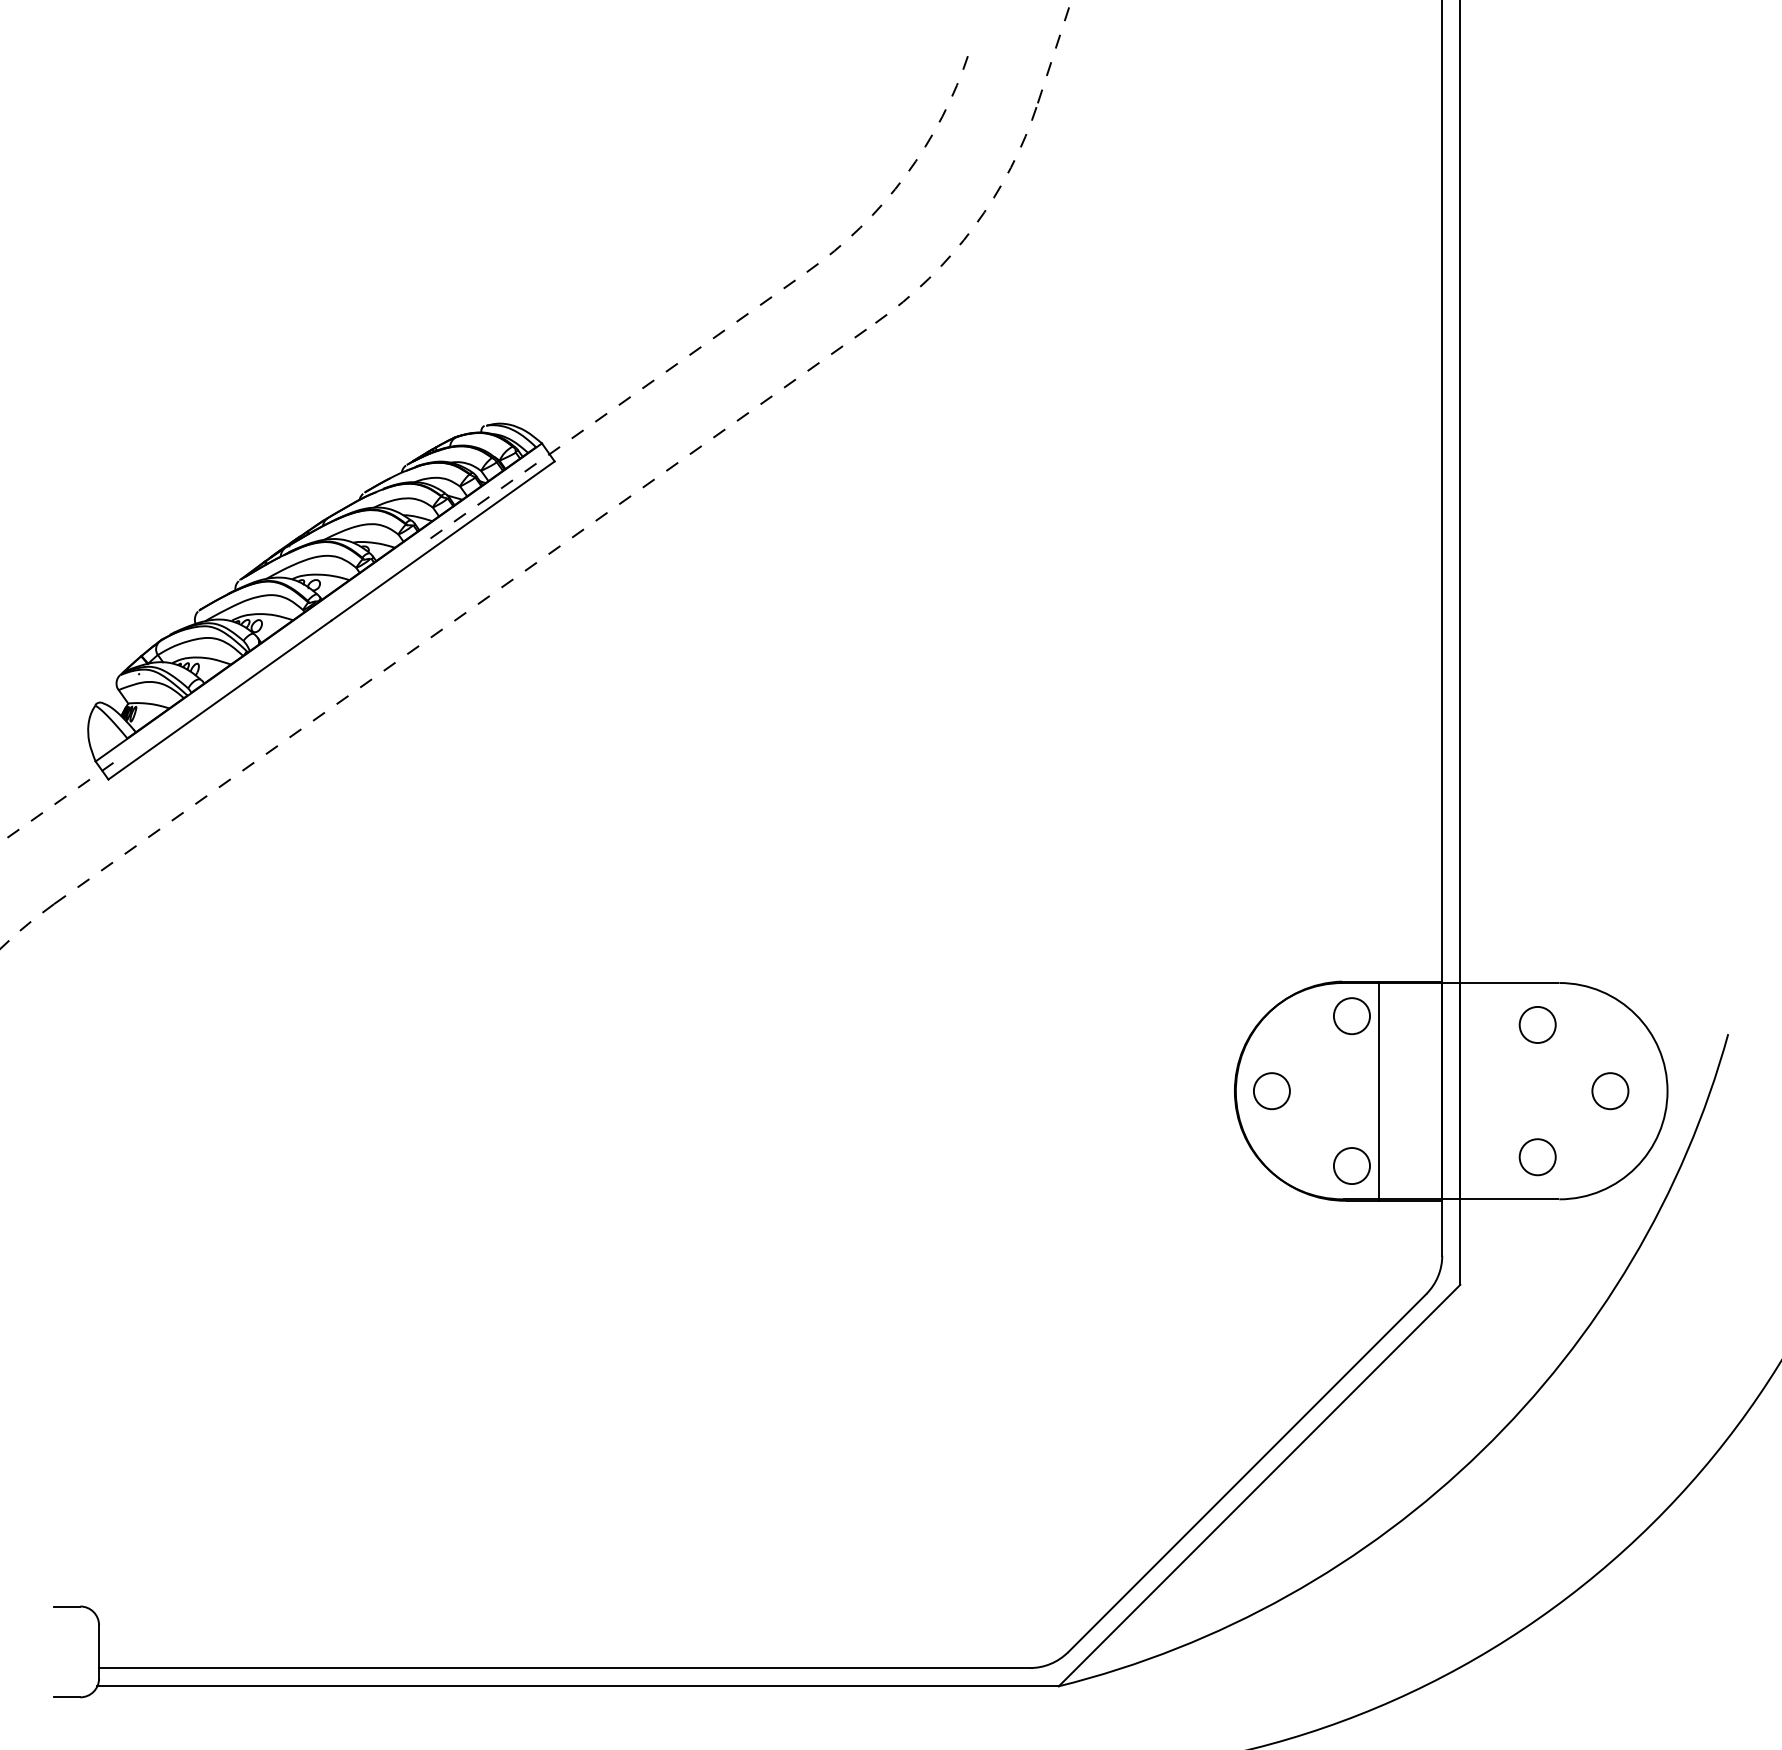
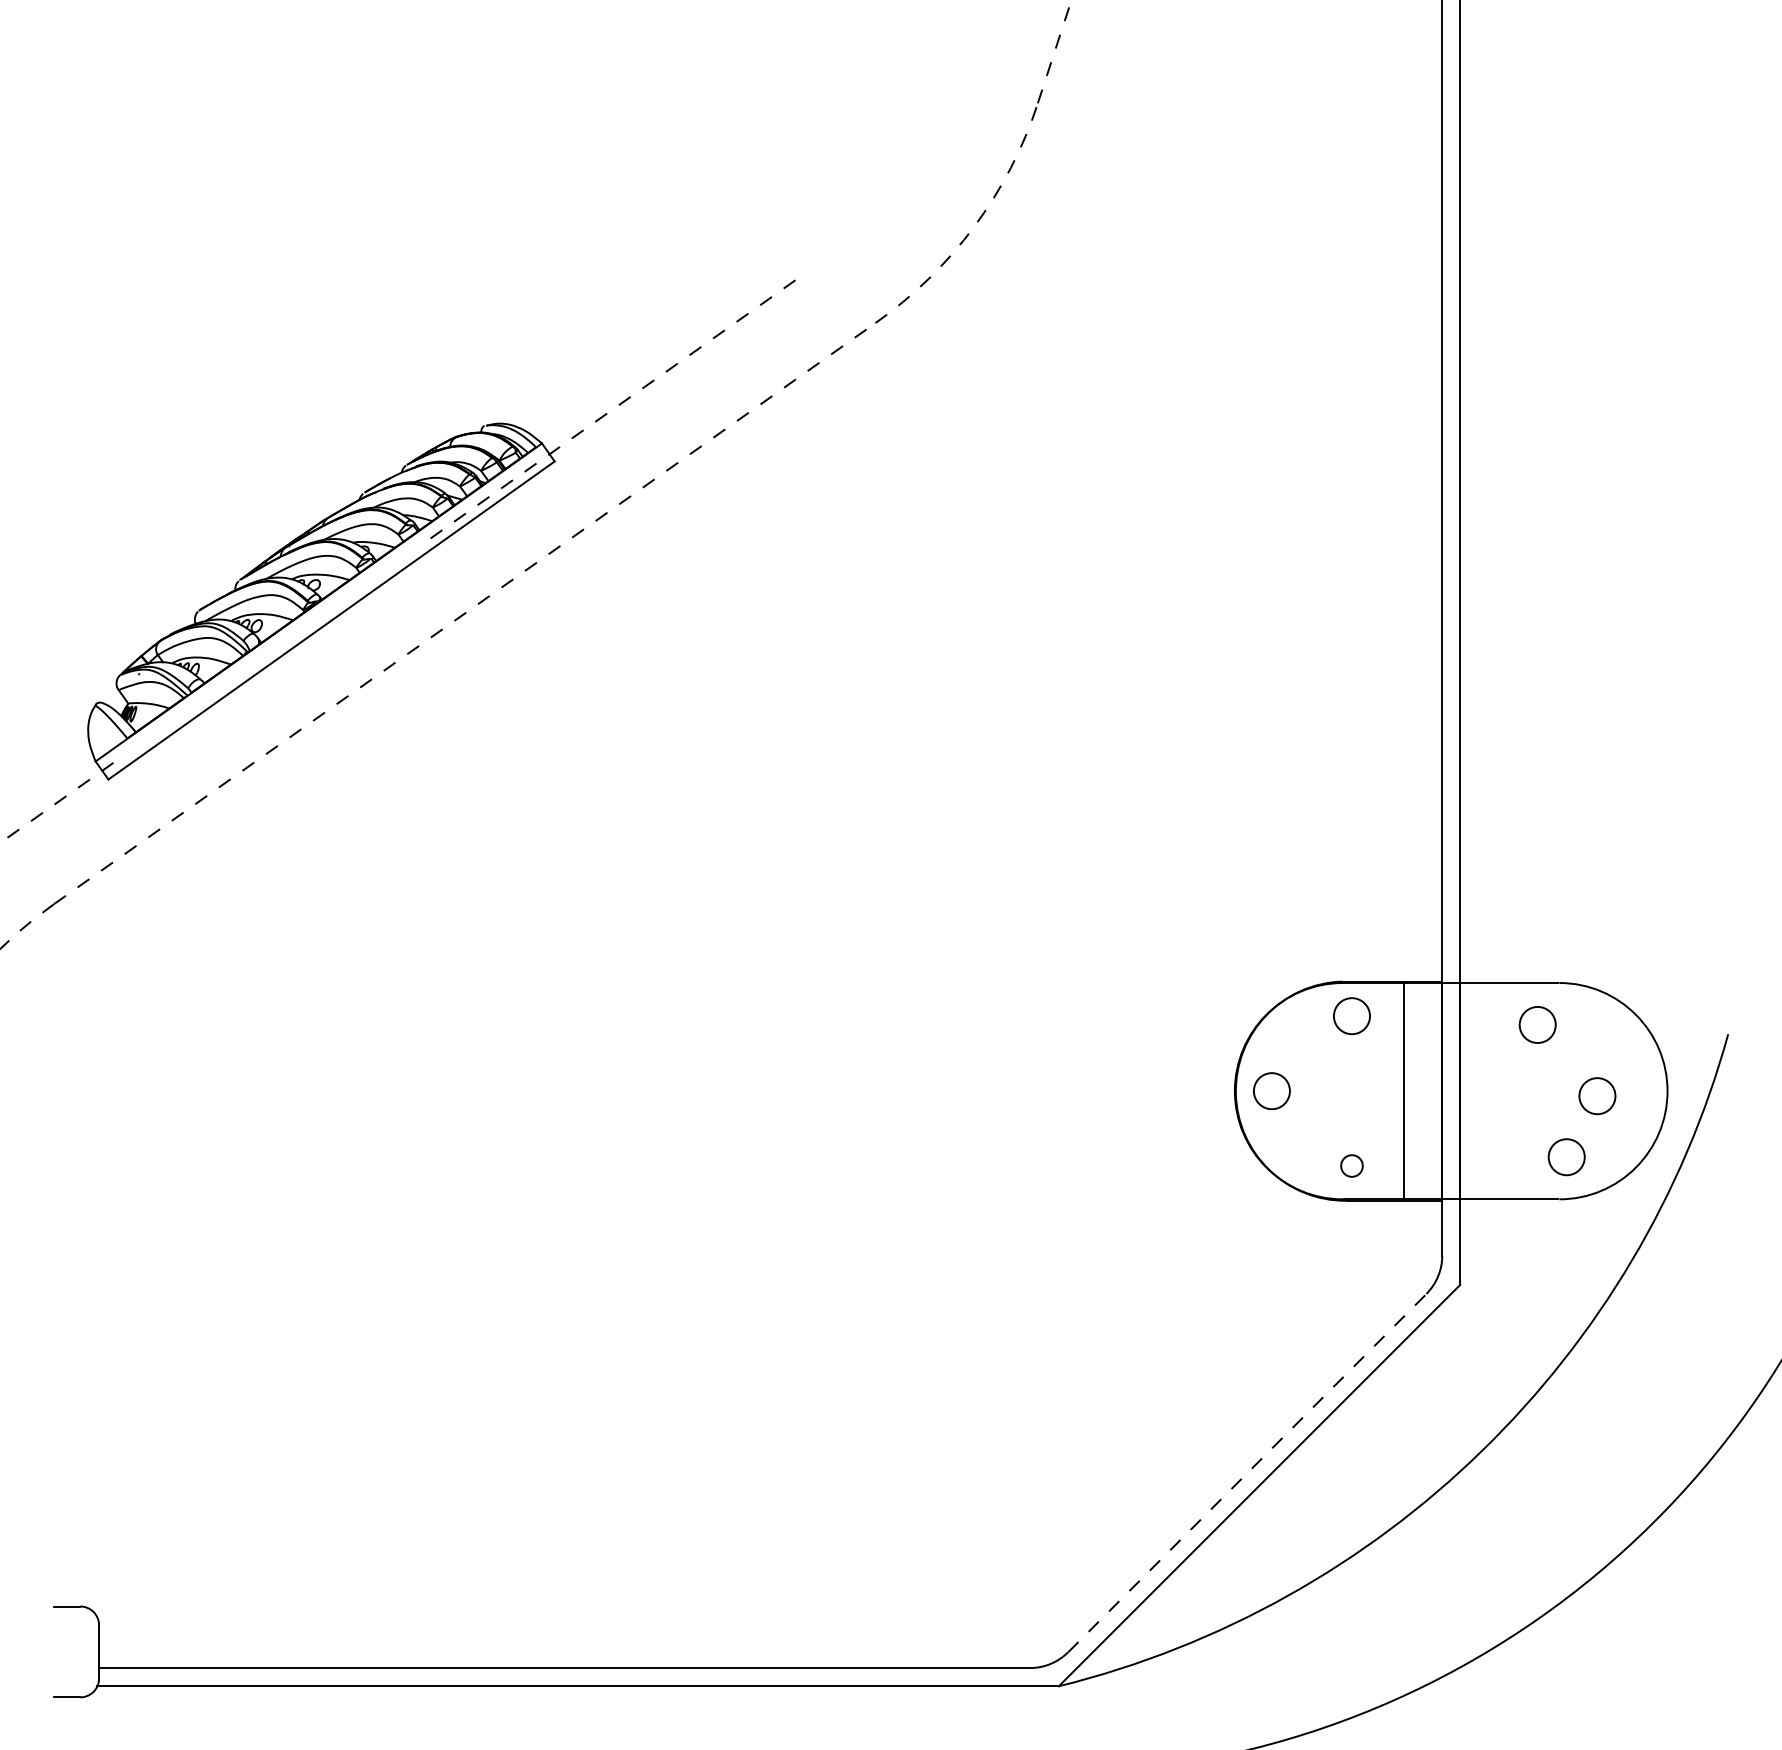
arc: present -> none (908, 169)
line position: (1379, 1090) -> (1404, 1090) (1404, 1090)
circle position: (1610, 1091) -> (1597, 1096) (1597, 1096)
circle position: (1537, 1157) -> (1566, 1157) (1566, 1157)
circle size: 38x38 px -> 24x24 px (1351, 1165)
line: solid -> dashed (1247, 1472)
